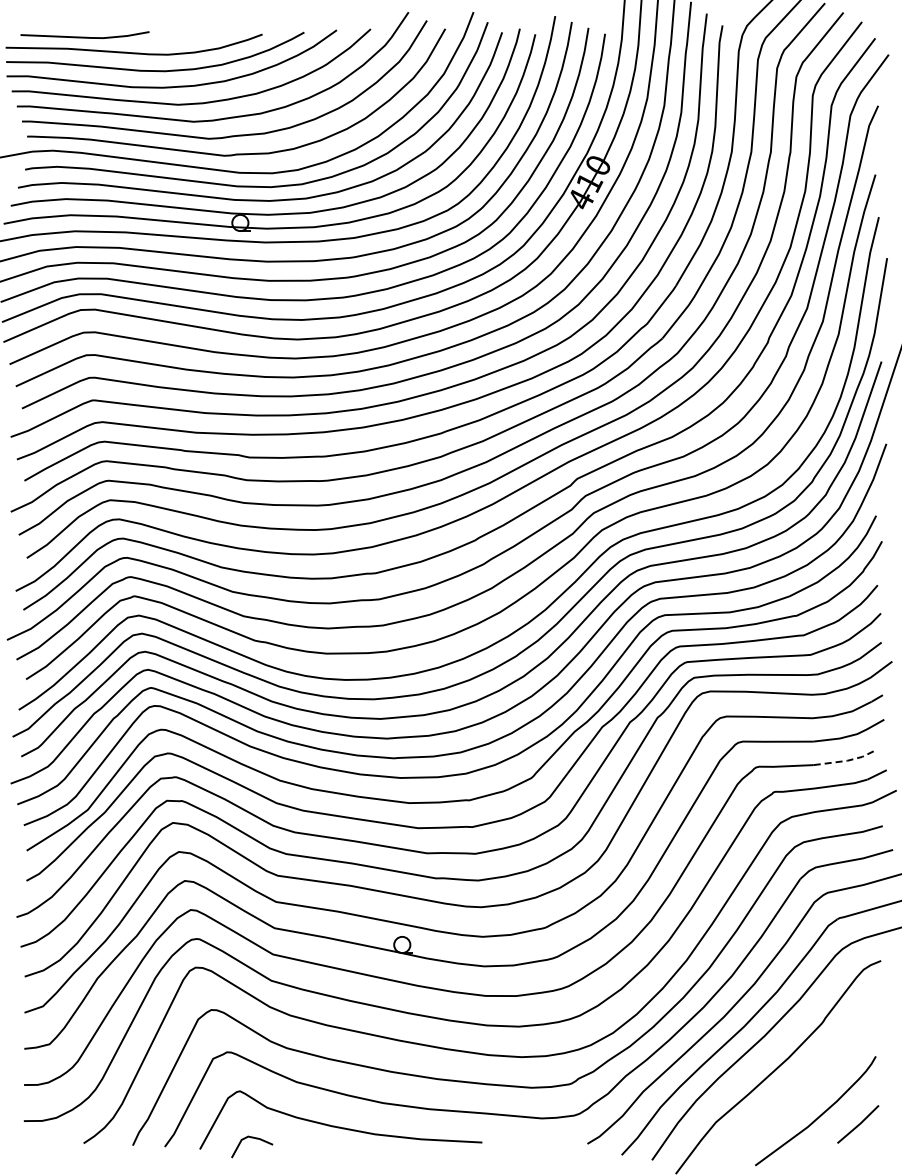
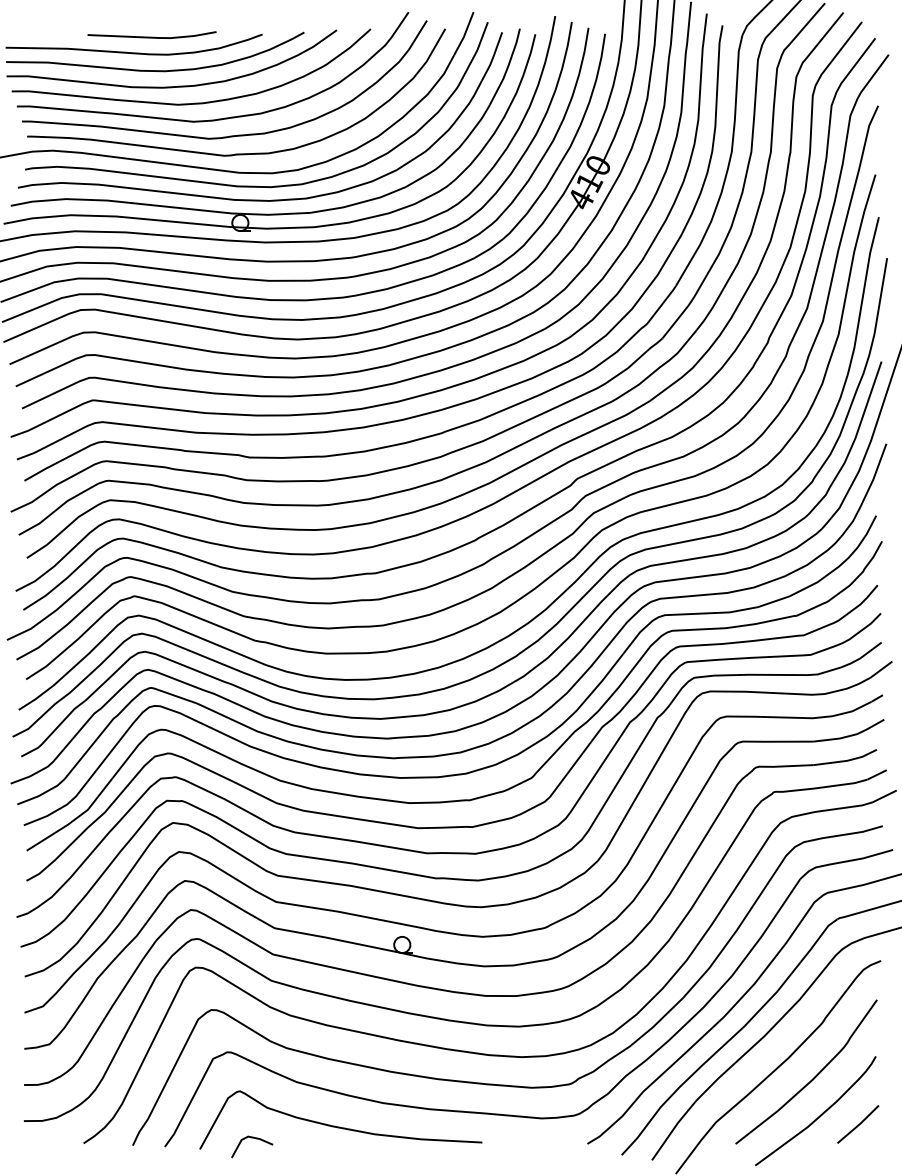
line position: (84, 36) -> (151, 36) (151, 36)
line: dashed -> solid (847, 760)
curve: none -> present (813, 1077)
